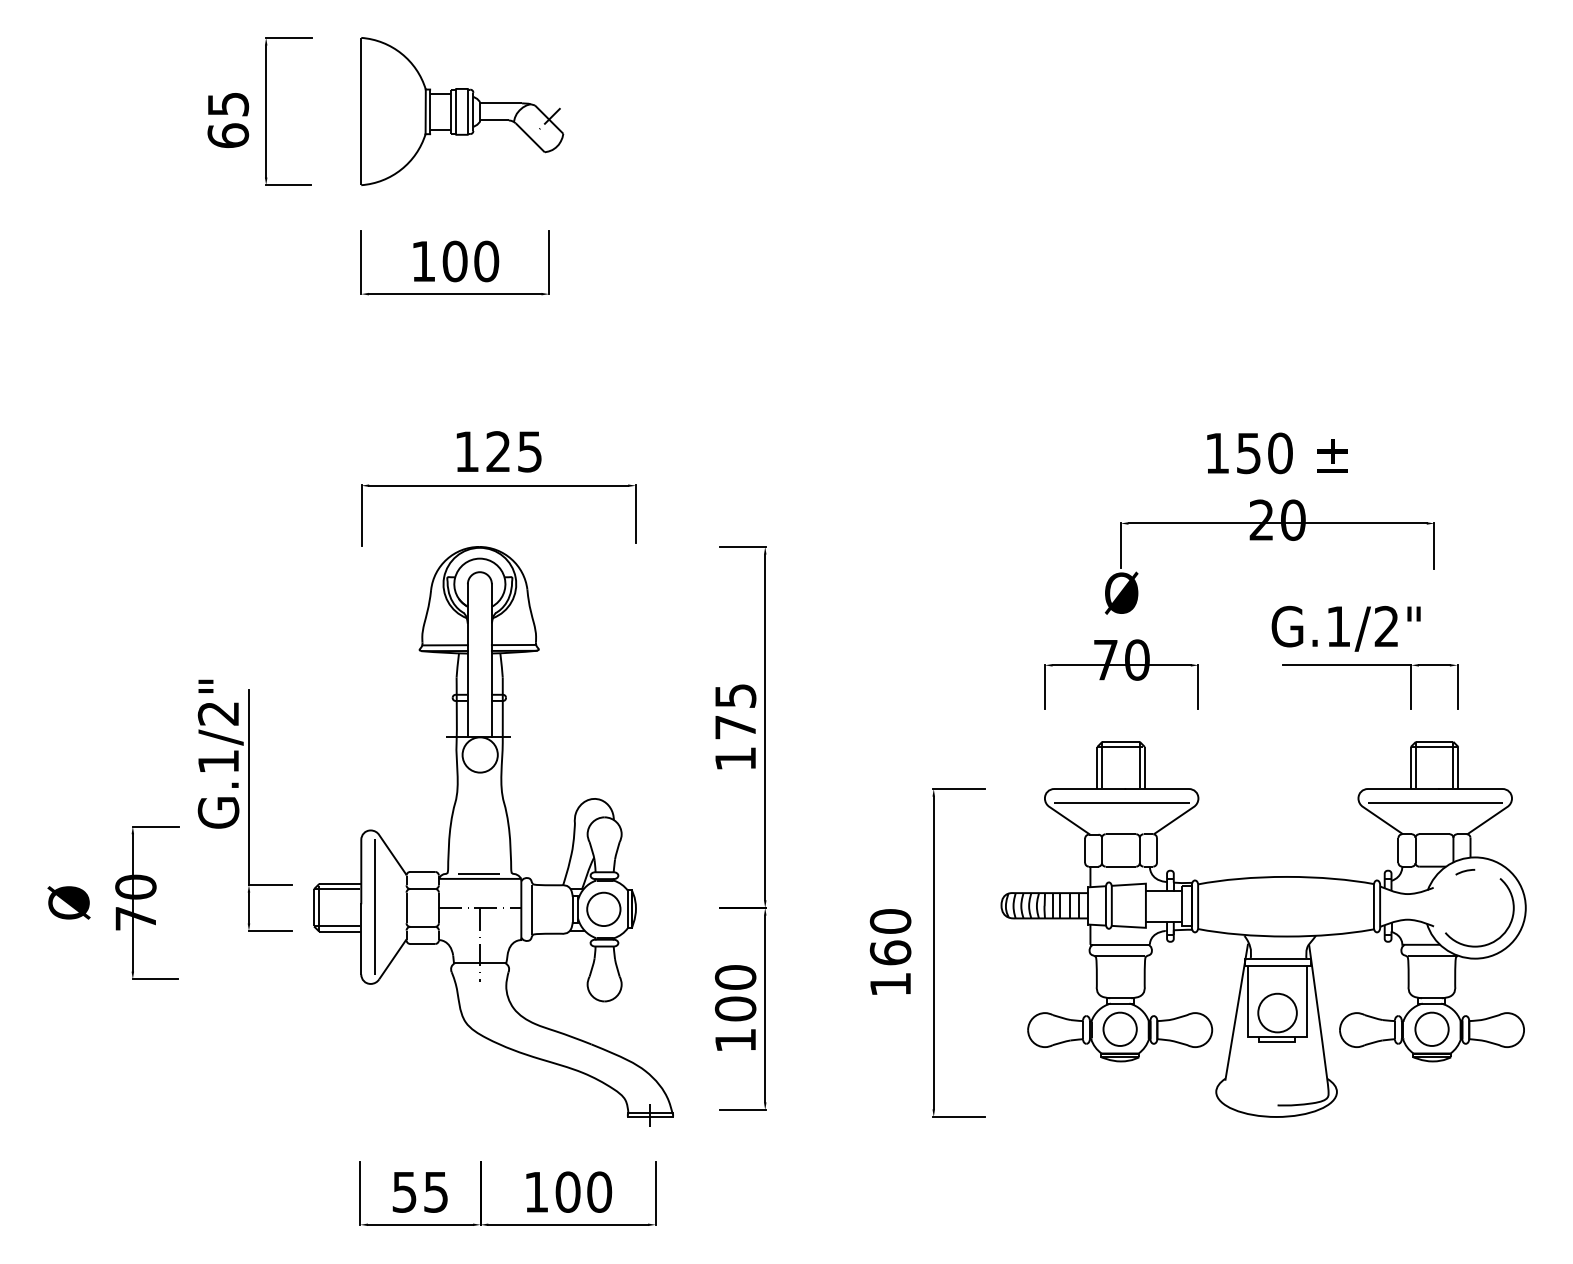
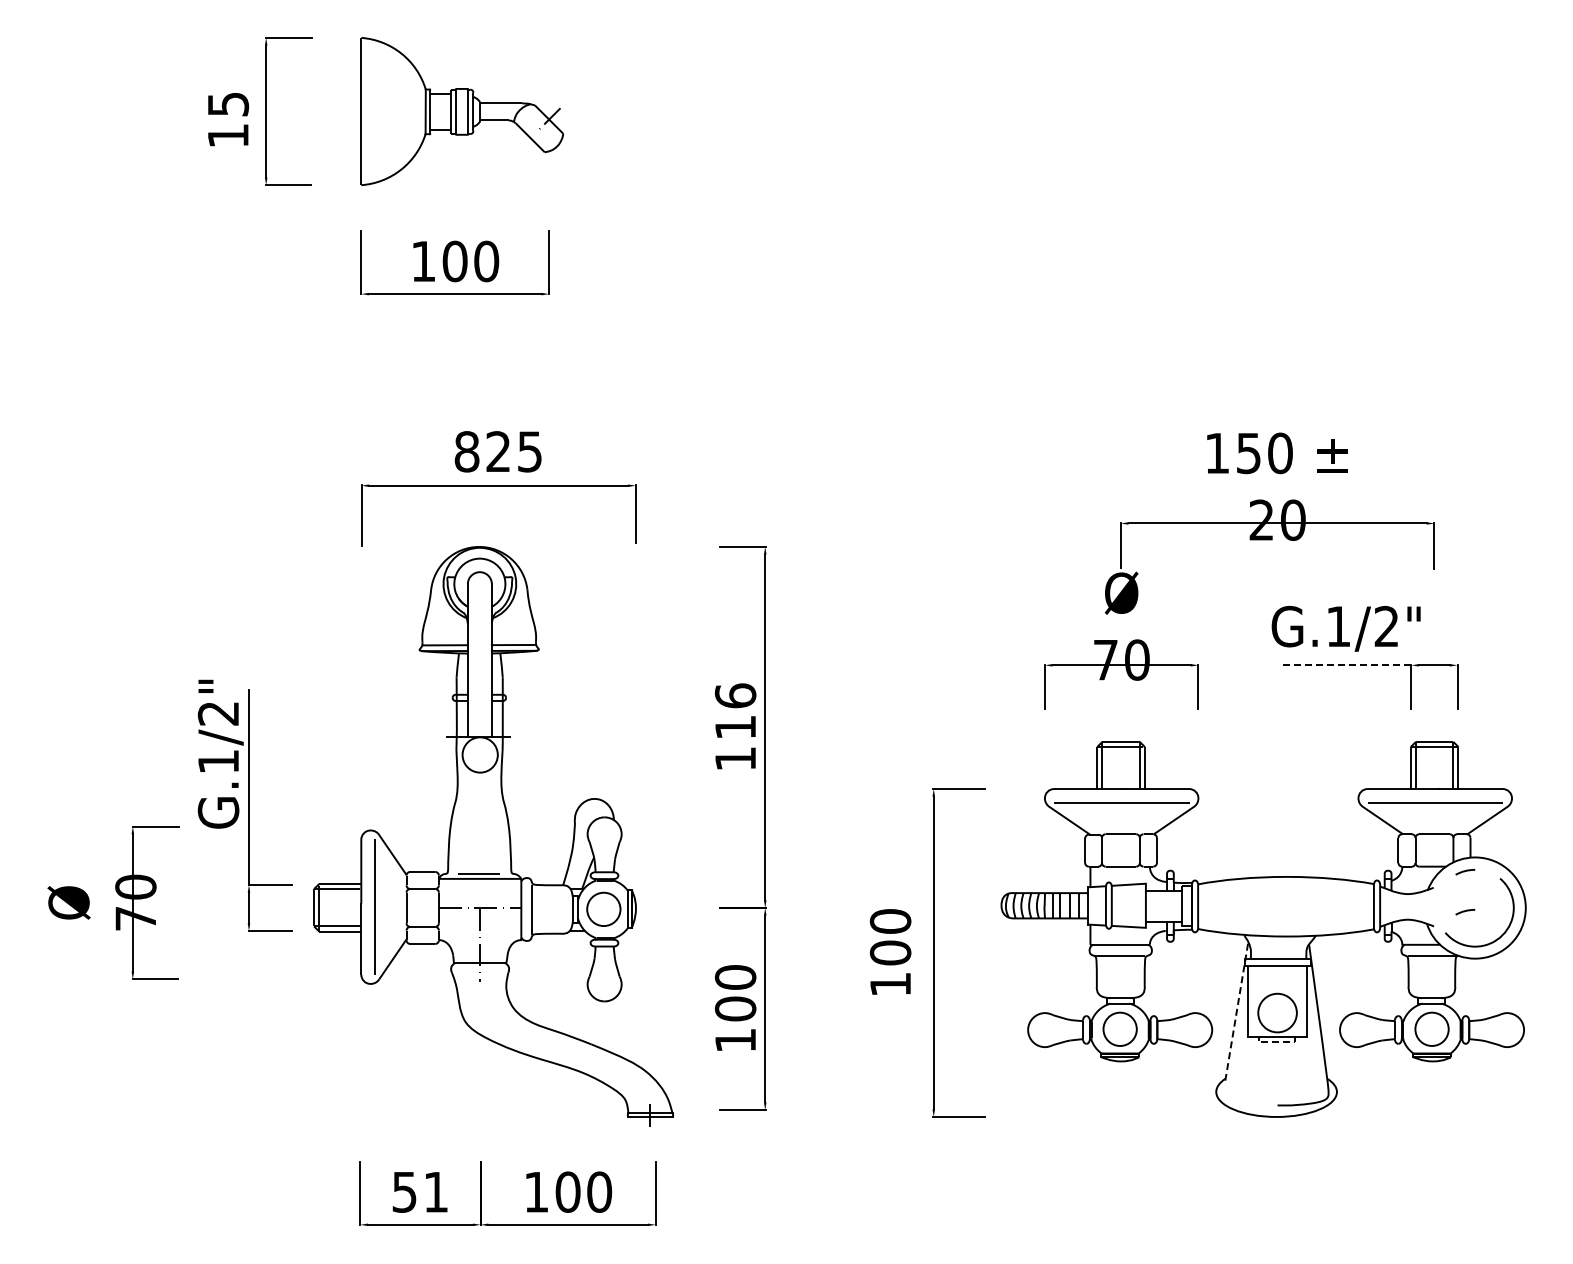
text: 65 -> 15 (228, 135)
text: 125 -> 825 (466, 451)
line: solid -> dashed (1346, 665)
text: 175 -> 116 (735, 711)
curve: none -> present (1465, 911)
text: 160 -> 100 (890, 952)
line: solid -> dashed (1236, 1012)
line: solid -> dashed (1276, 1042)
text: 55 -> 51 (435, 1192)
